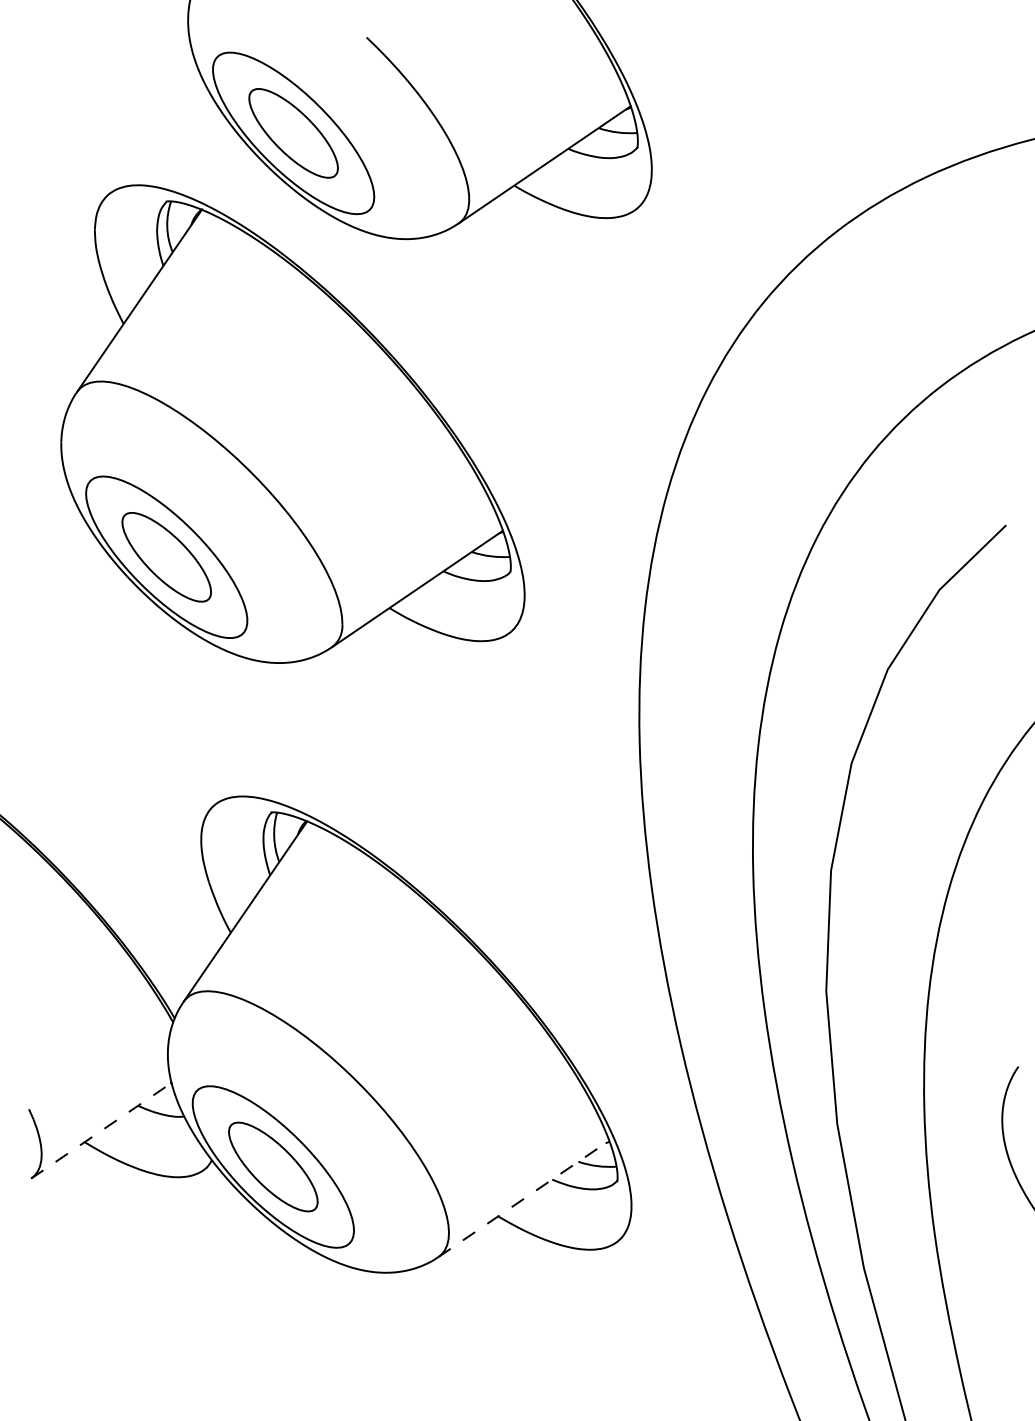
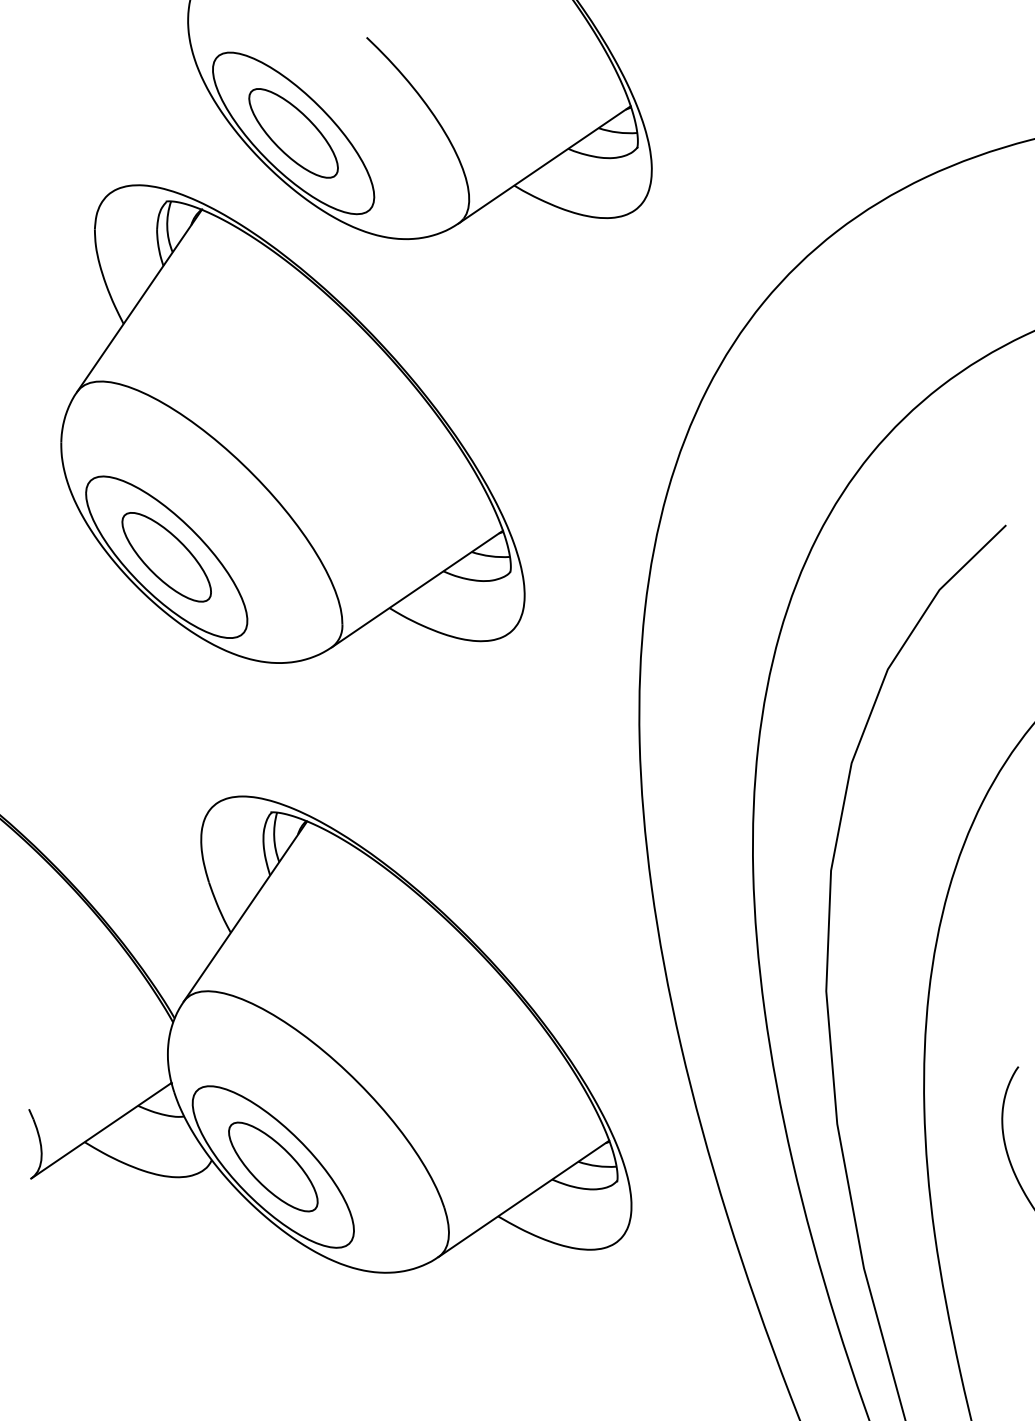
line: dashed -> solid (101, 1130)
line: dashed -> solid (524, 1198)
